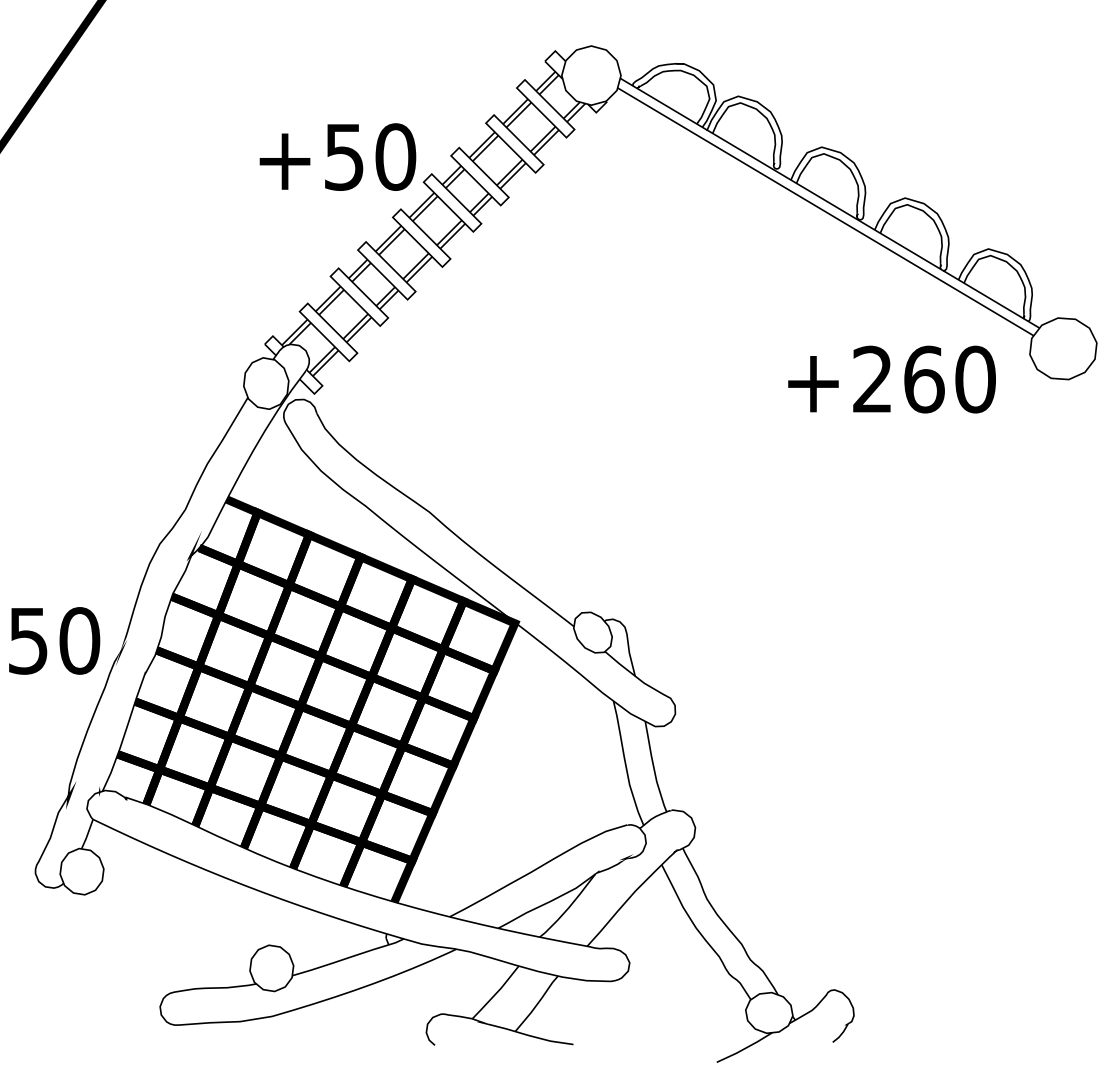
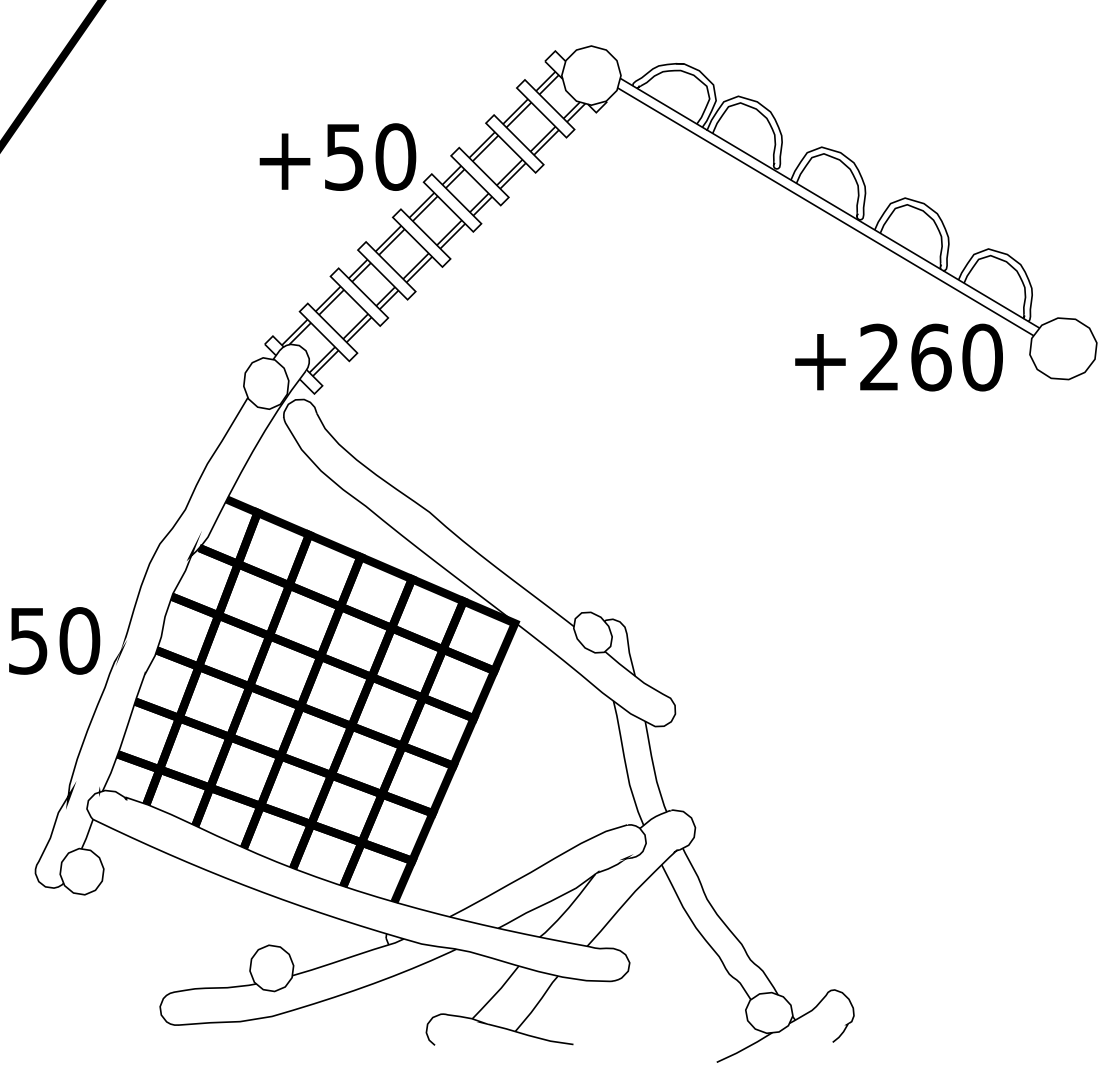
text position: (891, 379) -> (898, 357) (898, 357)
